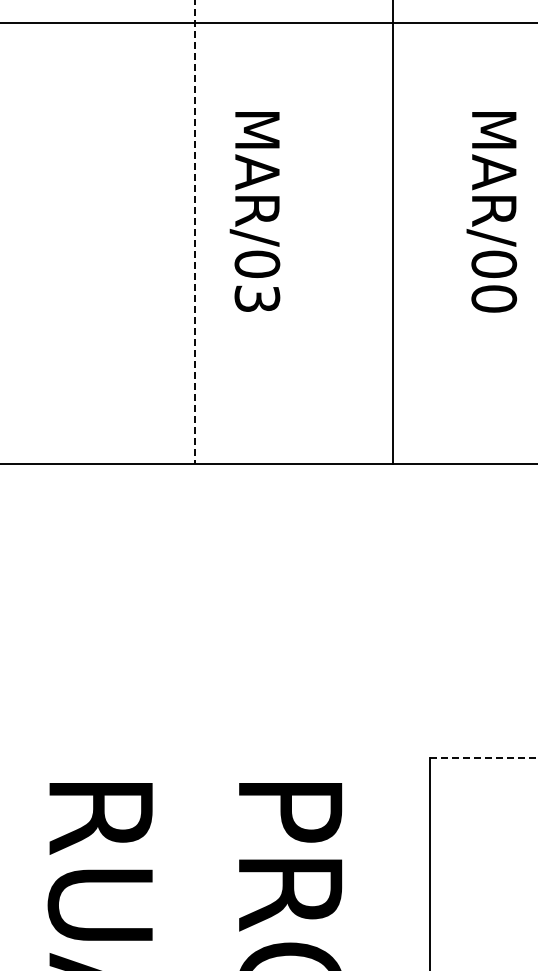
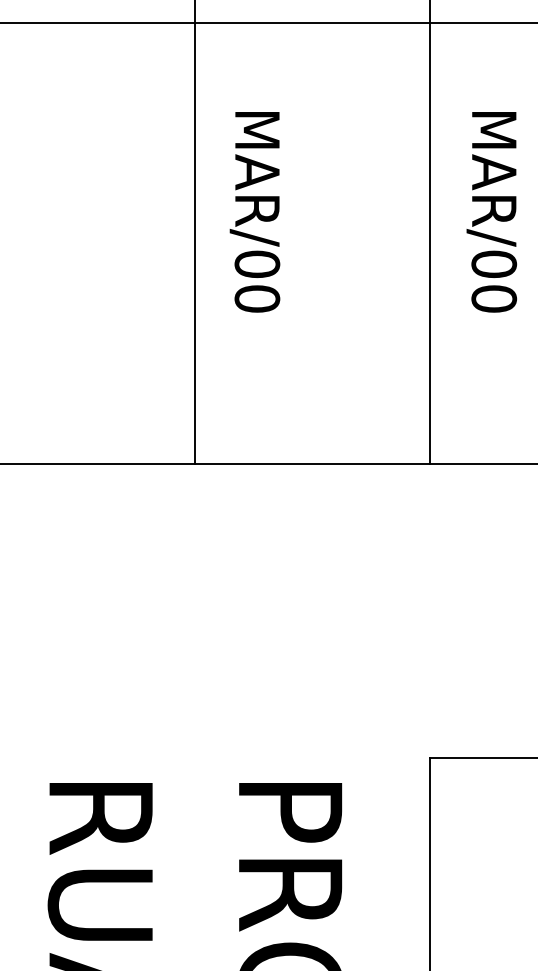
line: dashed -> solid (194, 232)
line position: (393, 233) -> (430, 233) (430, 233)
text: MAR/03 -> MAR/00 (257, 298)
line: dashed -> solid (483, 758)
